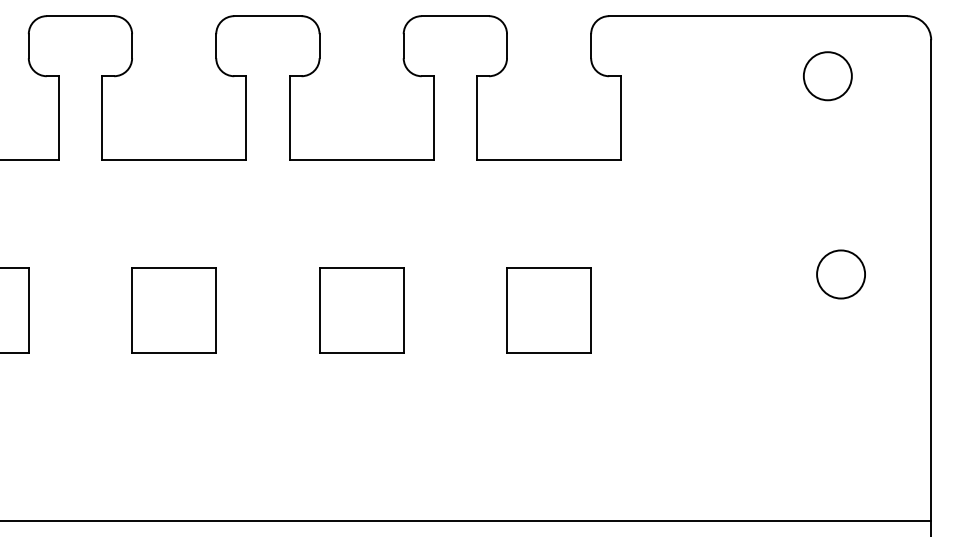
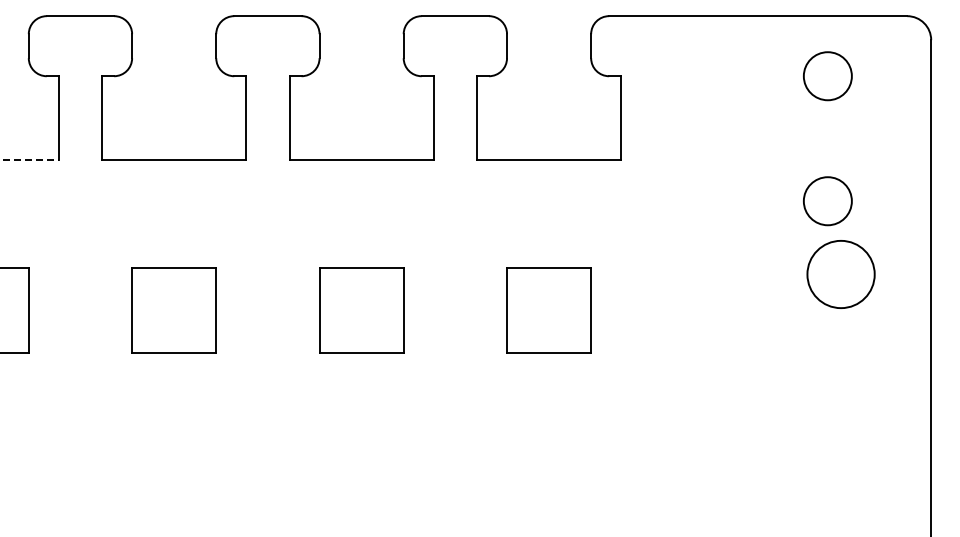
line: solid -> dashed (30, 160)
circle: none -> present (827, 201)
circle diameter: 48 px -> 67 px (840, 274)
line: present -> none (466, 520)
